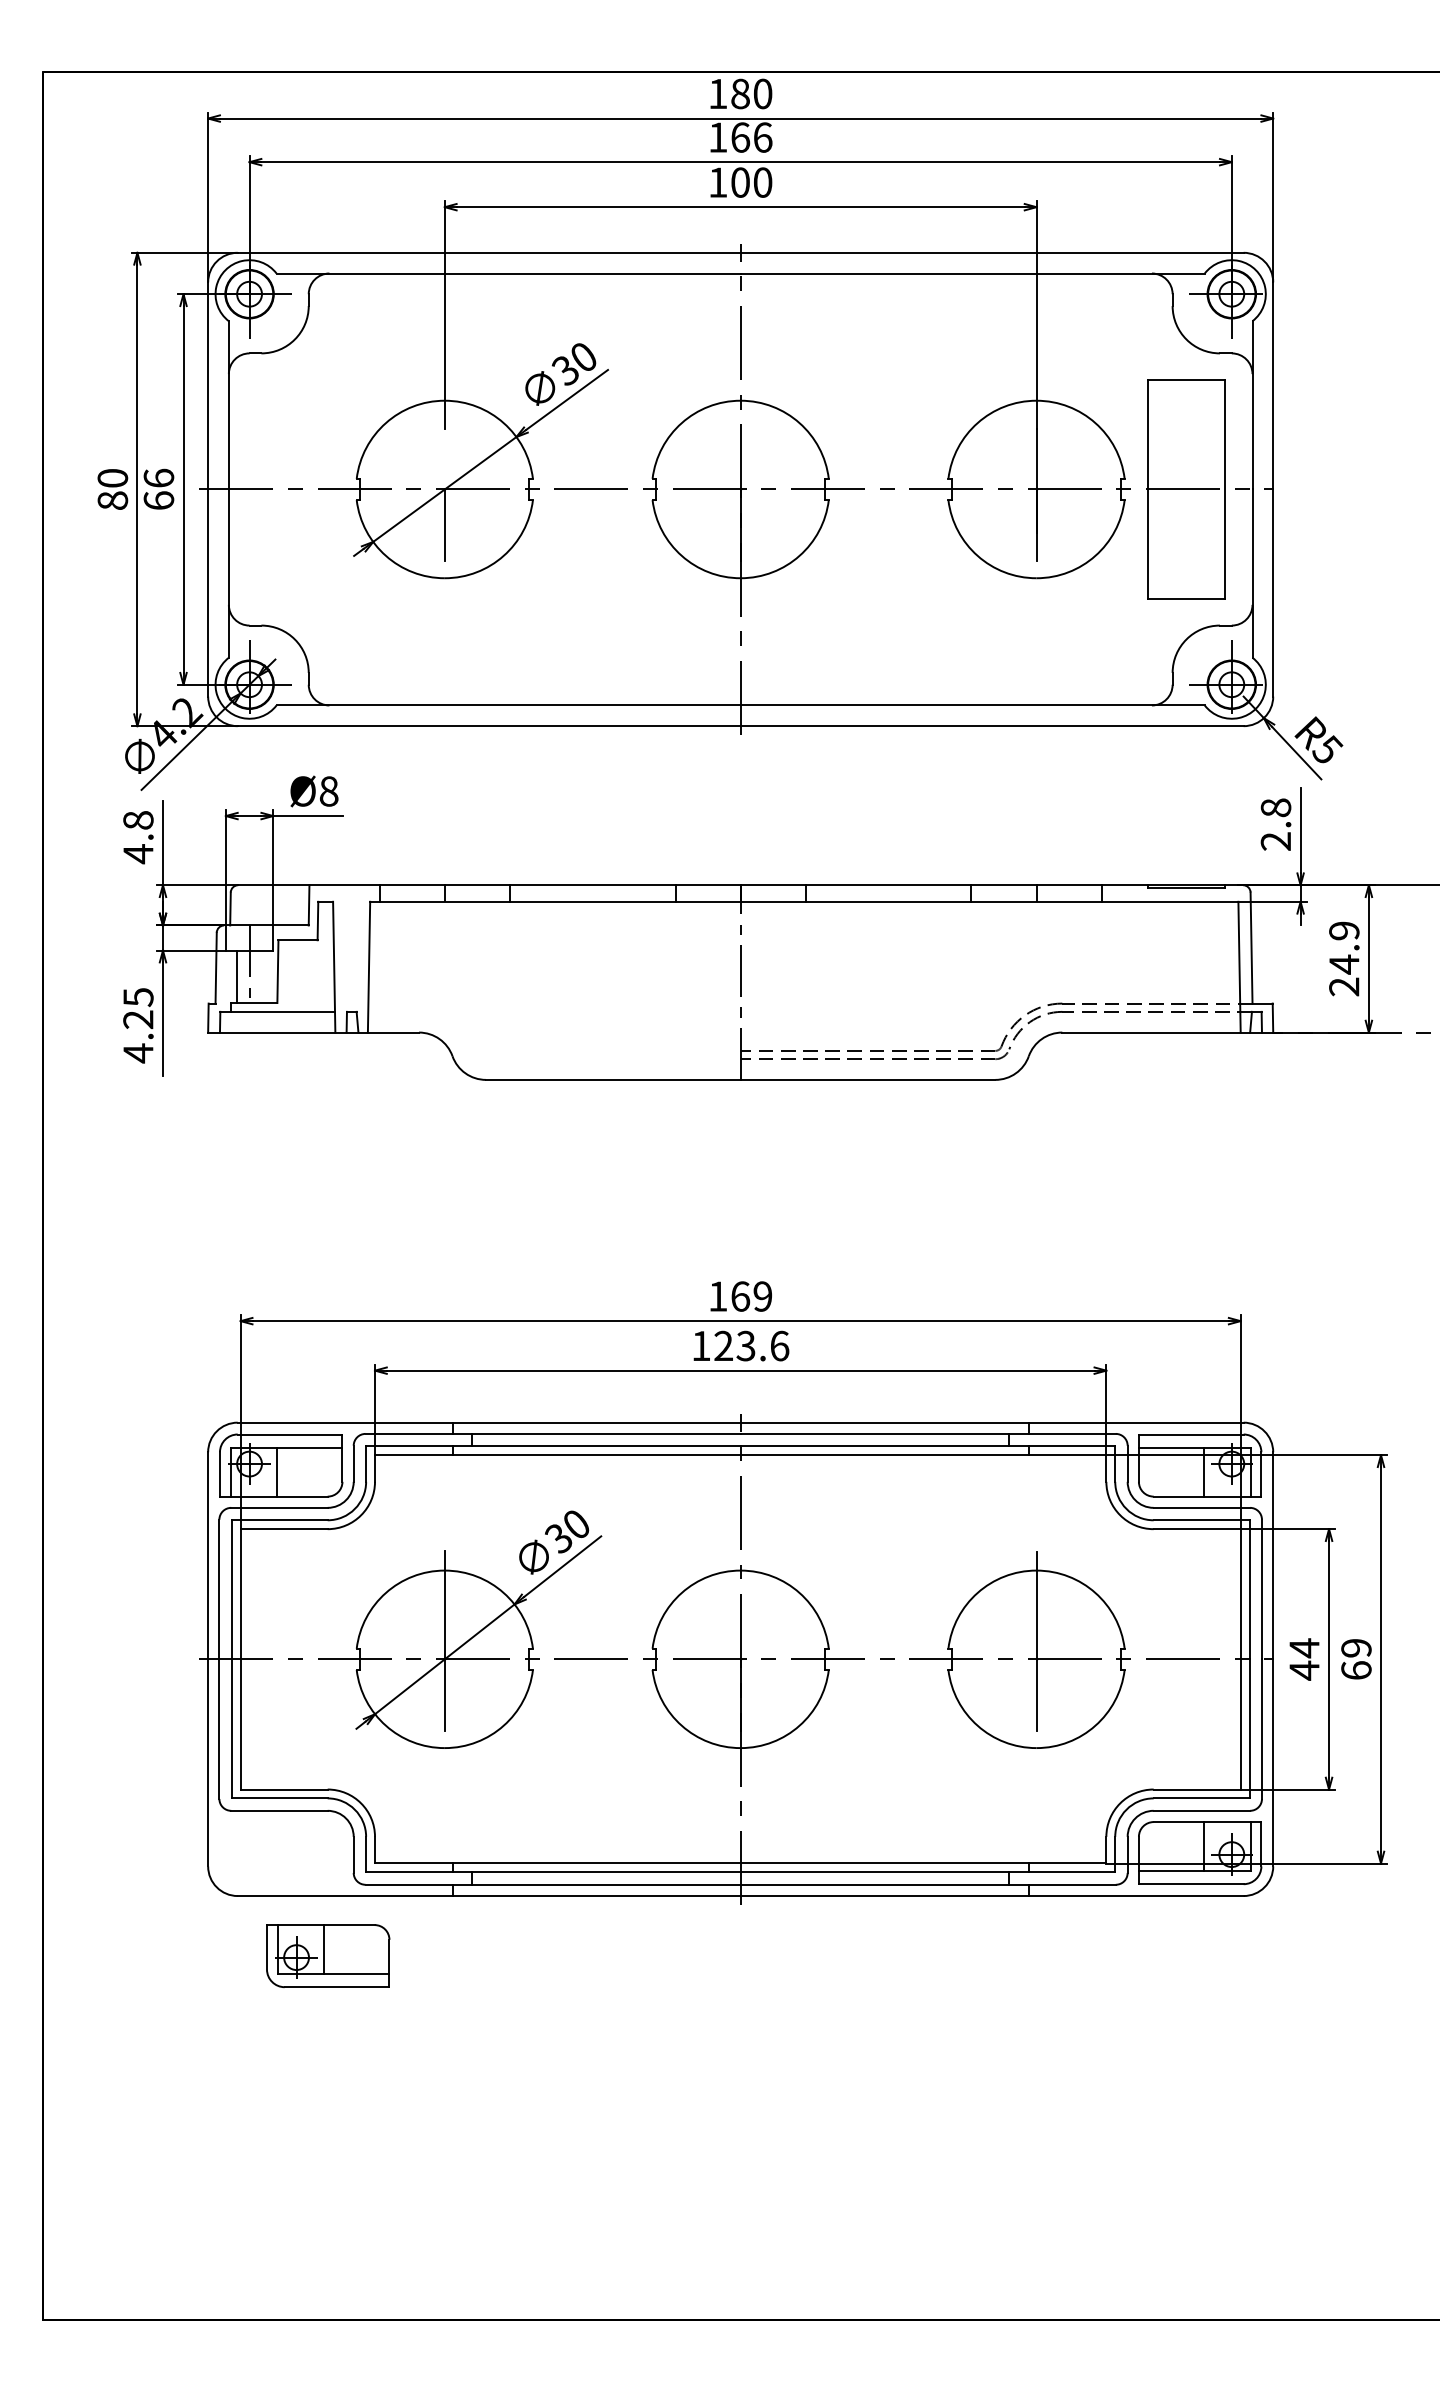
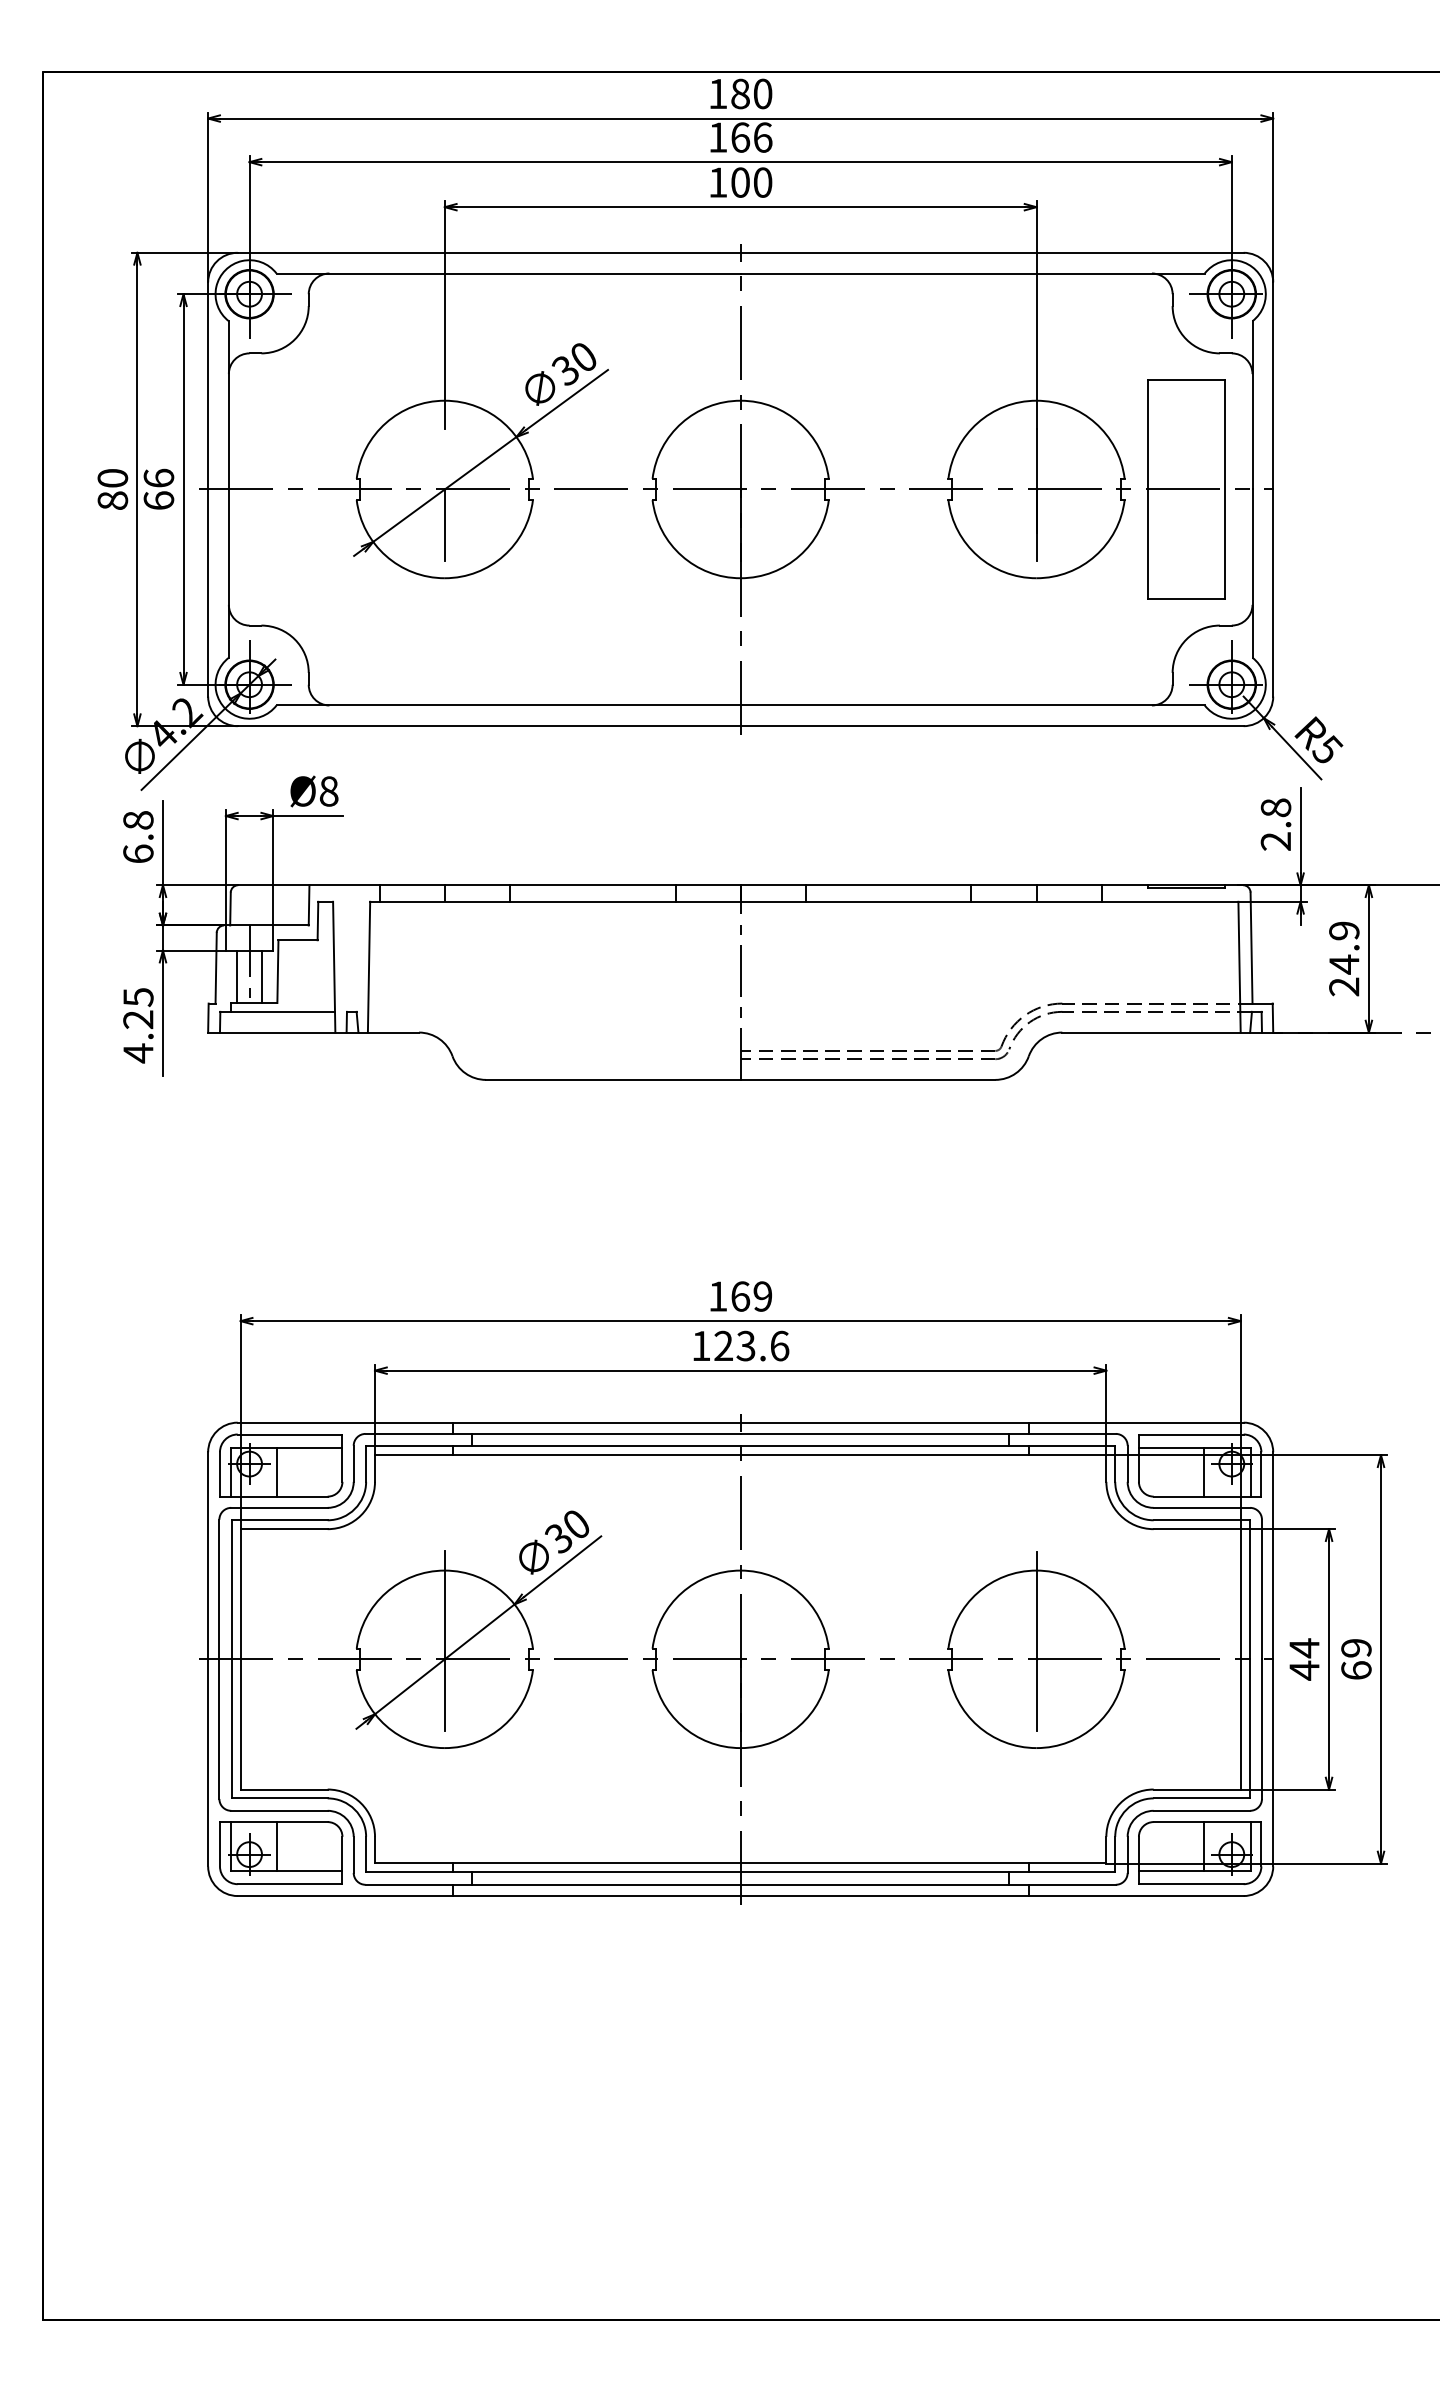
text: 4.8 -> 6.8 (138, 854)
line: none -> present (262, 976)
part position: (328, 1955) -> (281, 1852) (281, 1852)
